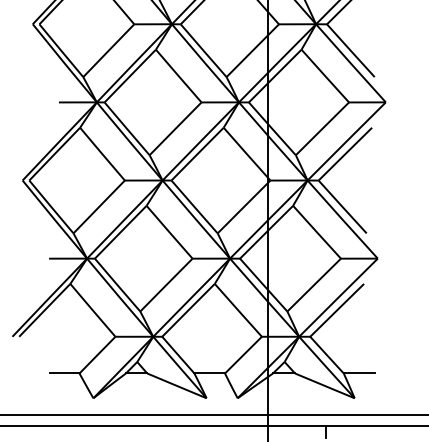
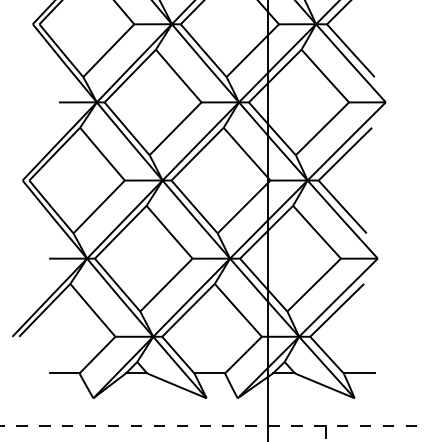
line: present -> none (213, 414)
line: solid -> dashed (214, 426)
